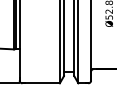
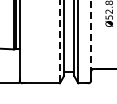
line: solid -> dashed (91, 40)
line: solid -> dashed (59, 42)
